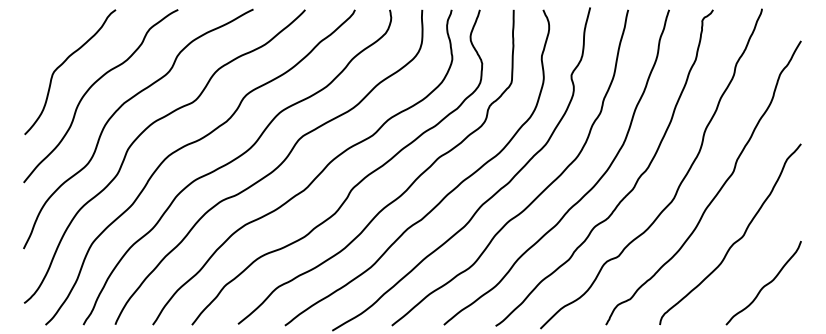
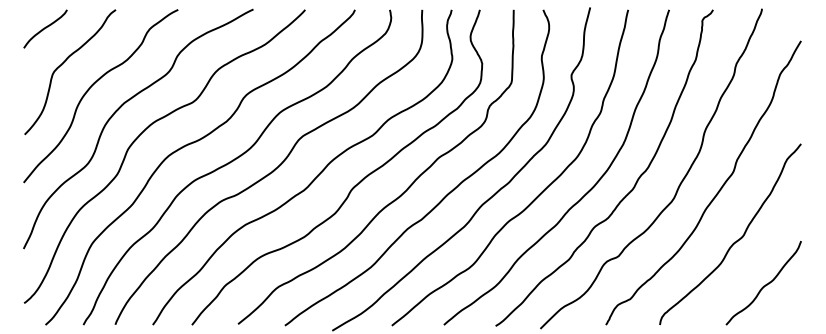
curve: none -> present (45, 28)
